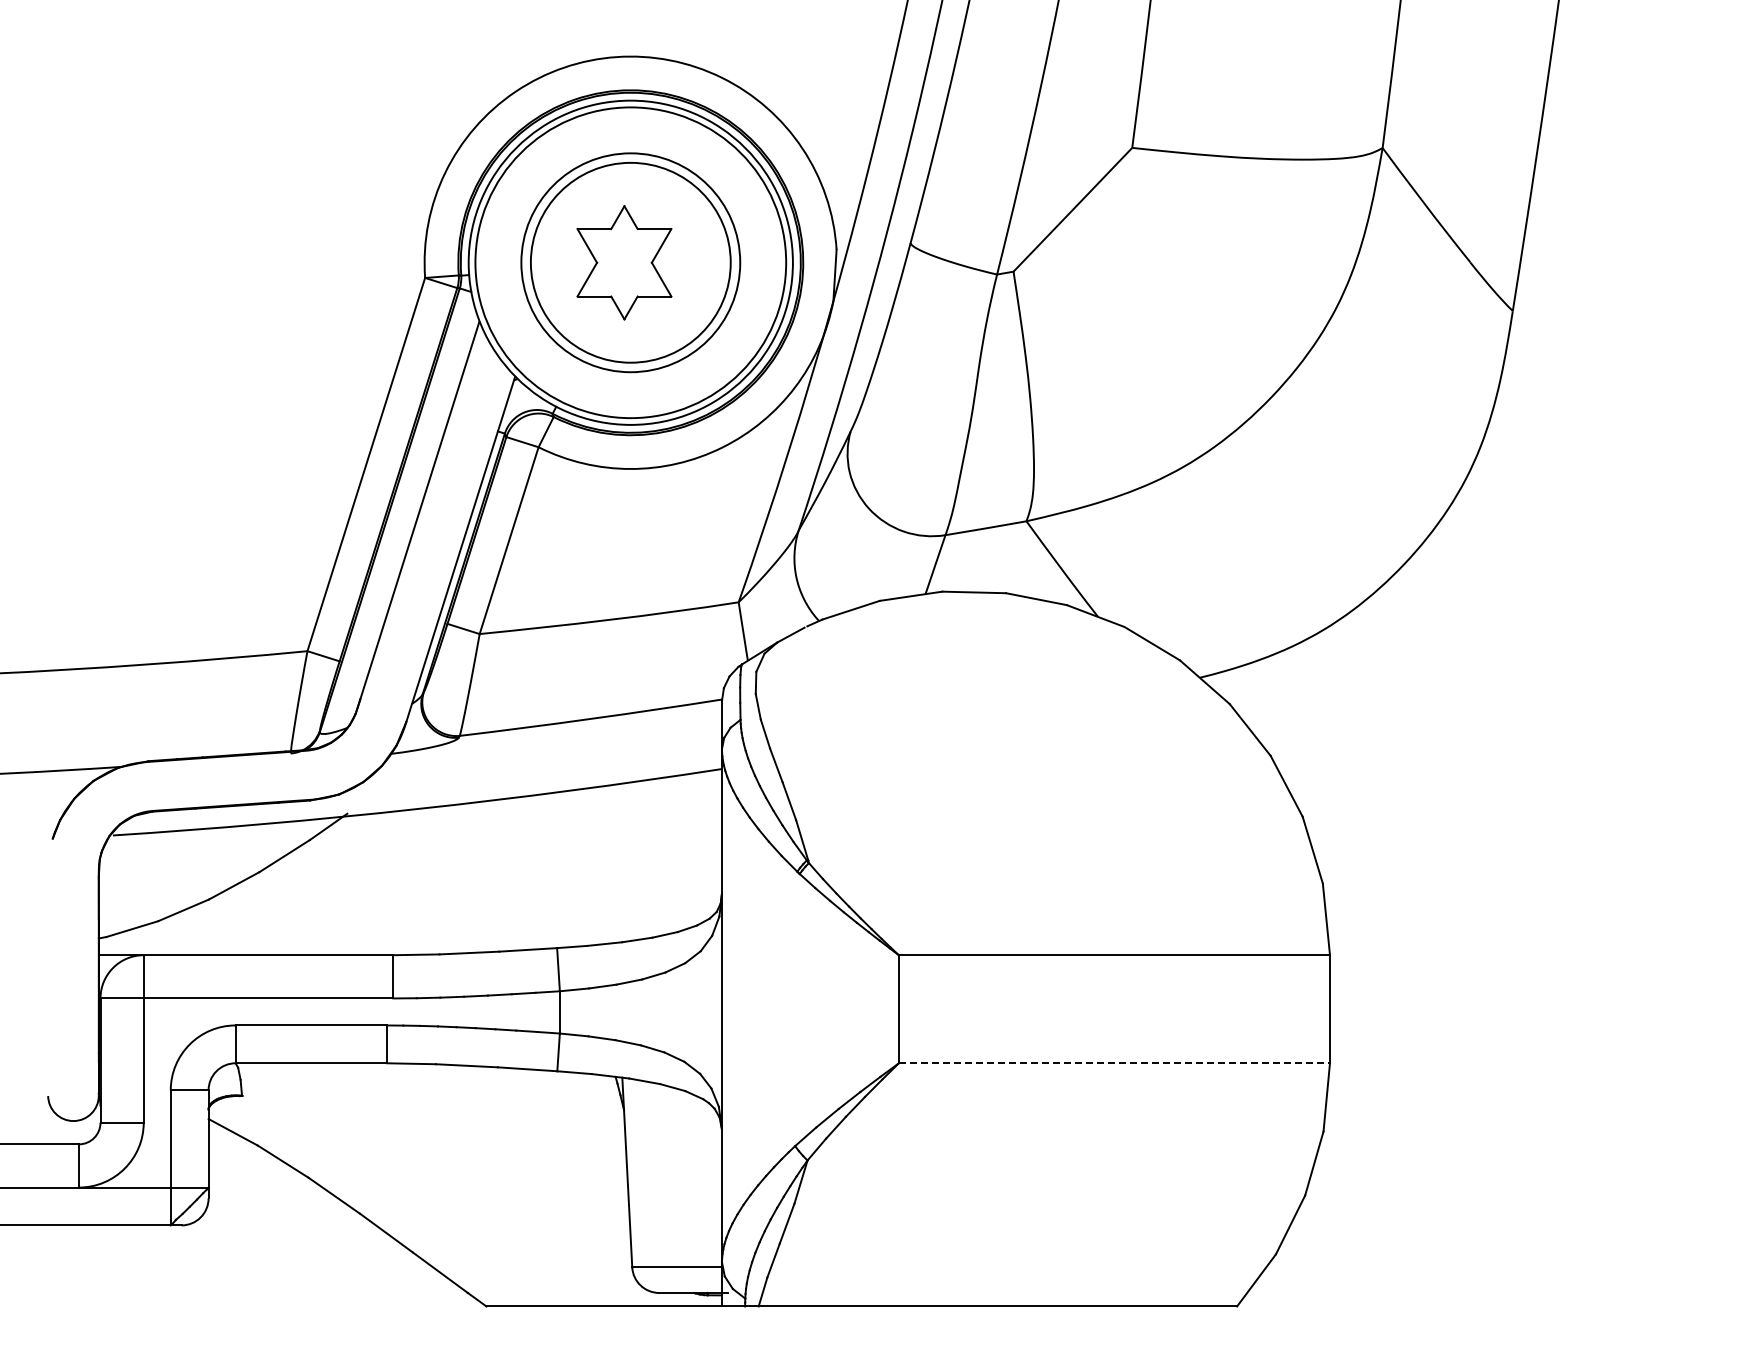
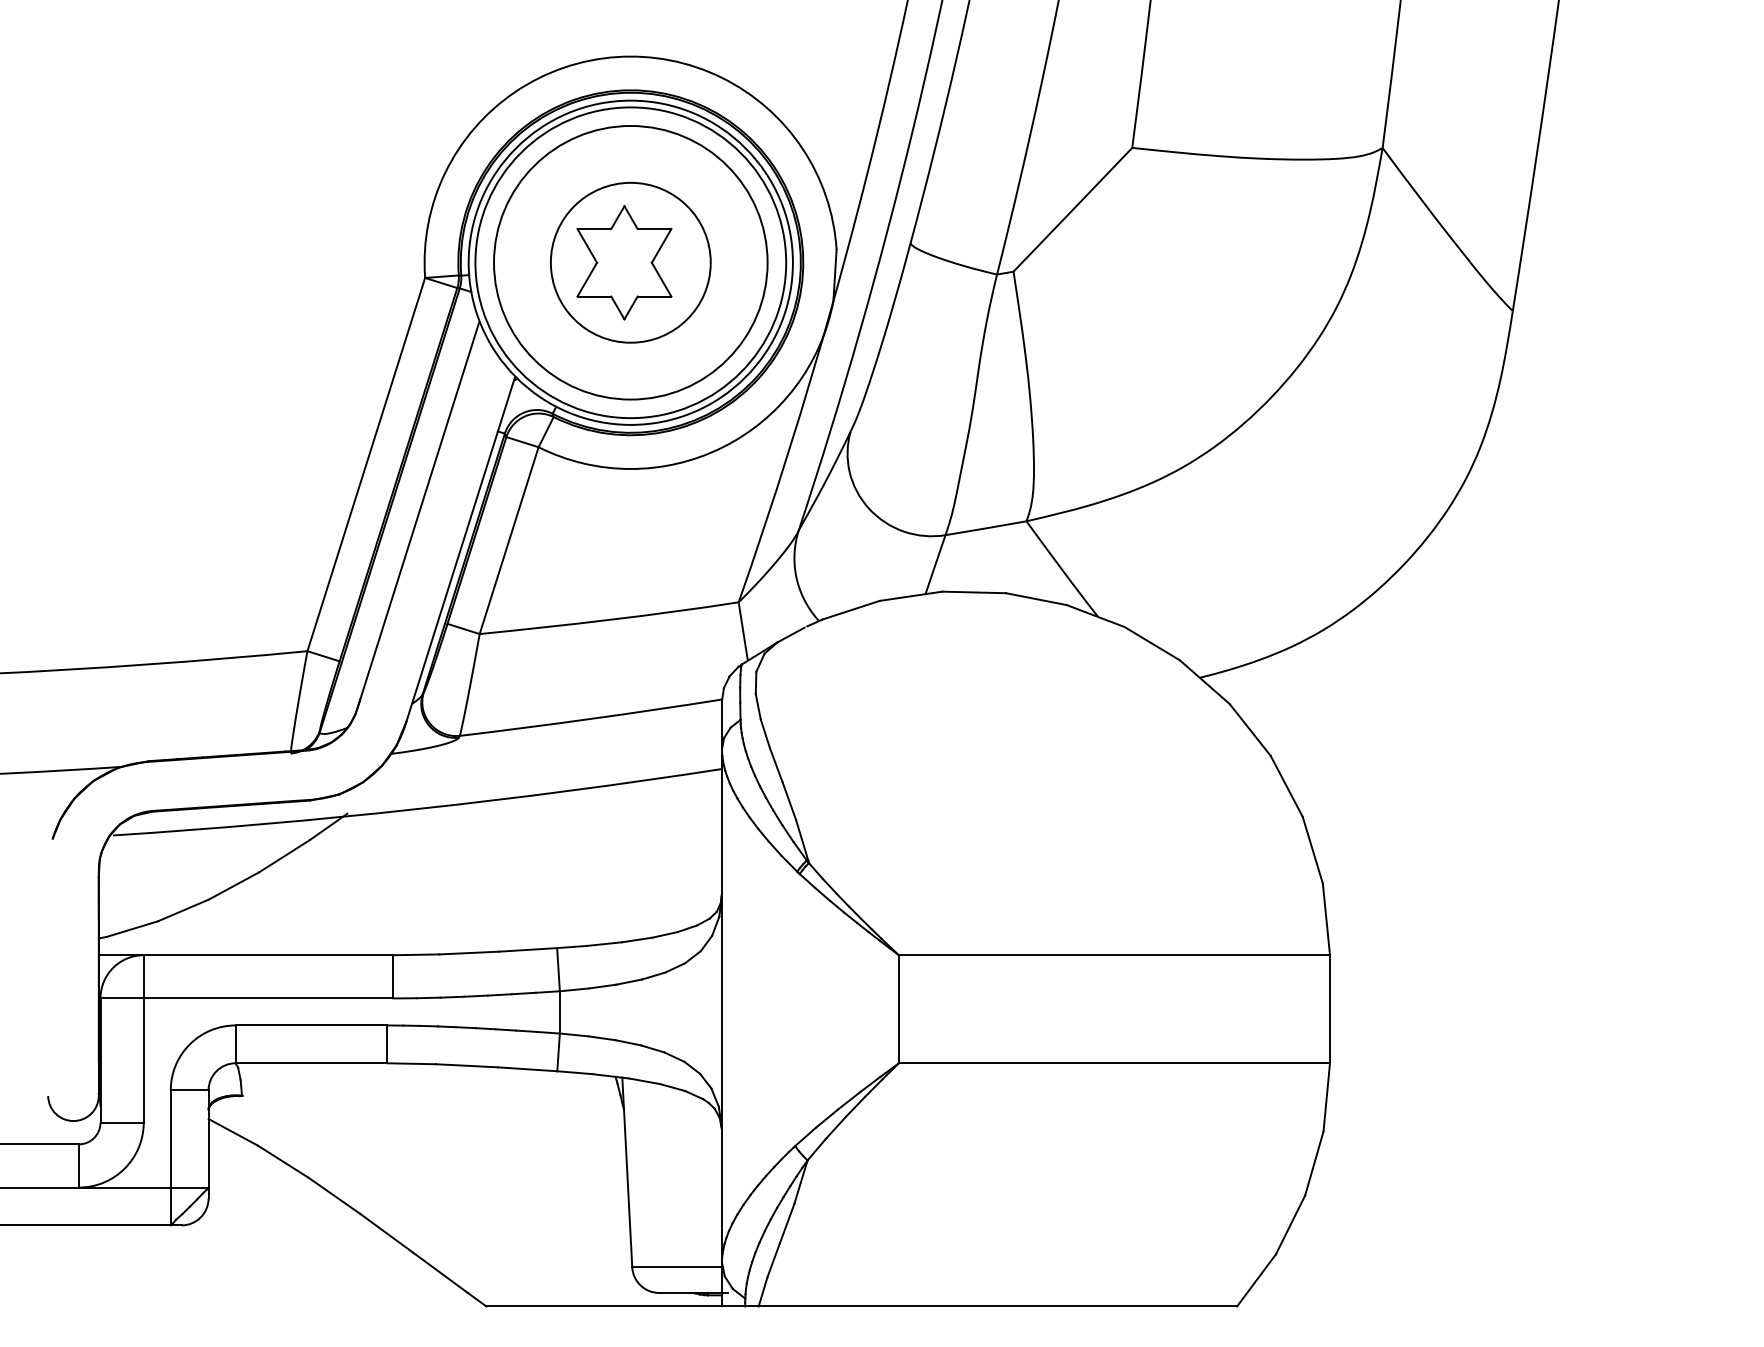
circle diameter: 200 px -> 160 px (630, 262)
circle diameter: 219 px -> 274 px (630, 262)
line: dashed -> solid (1114, 1063)
